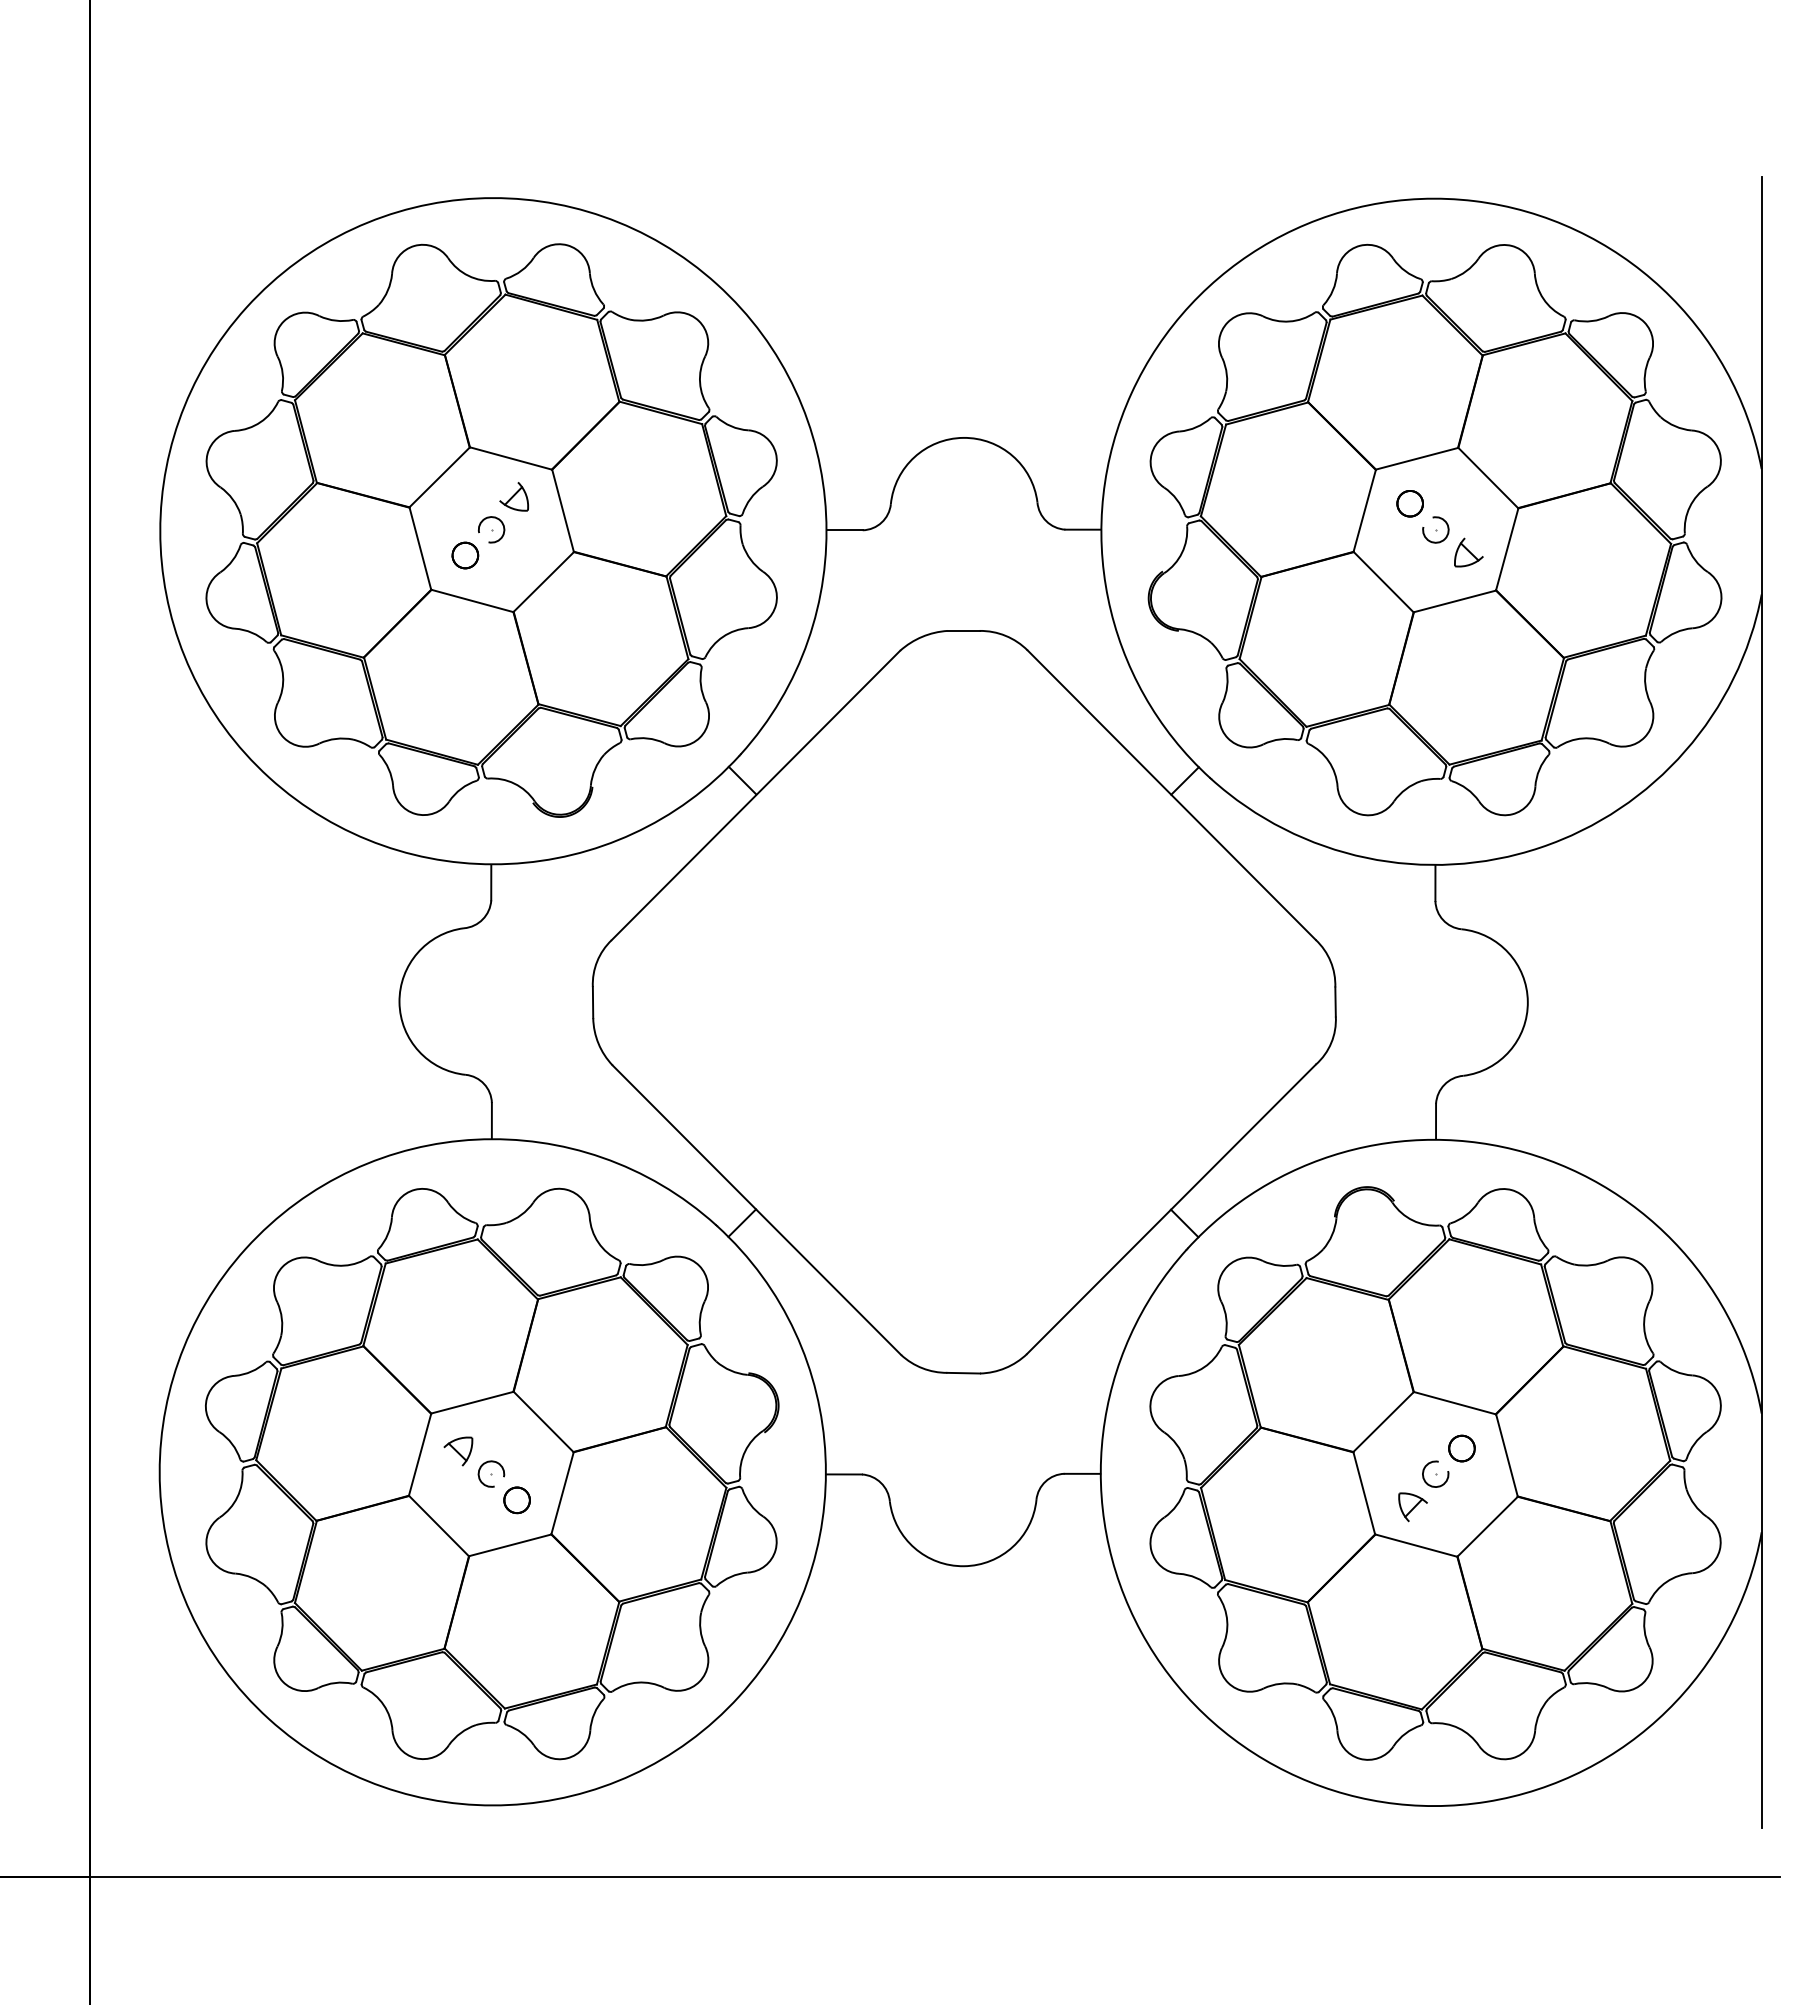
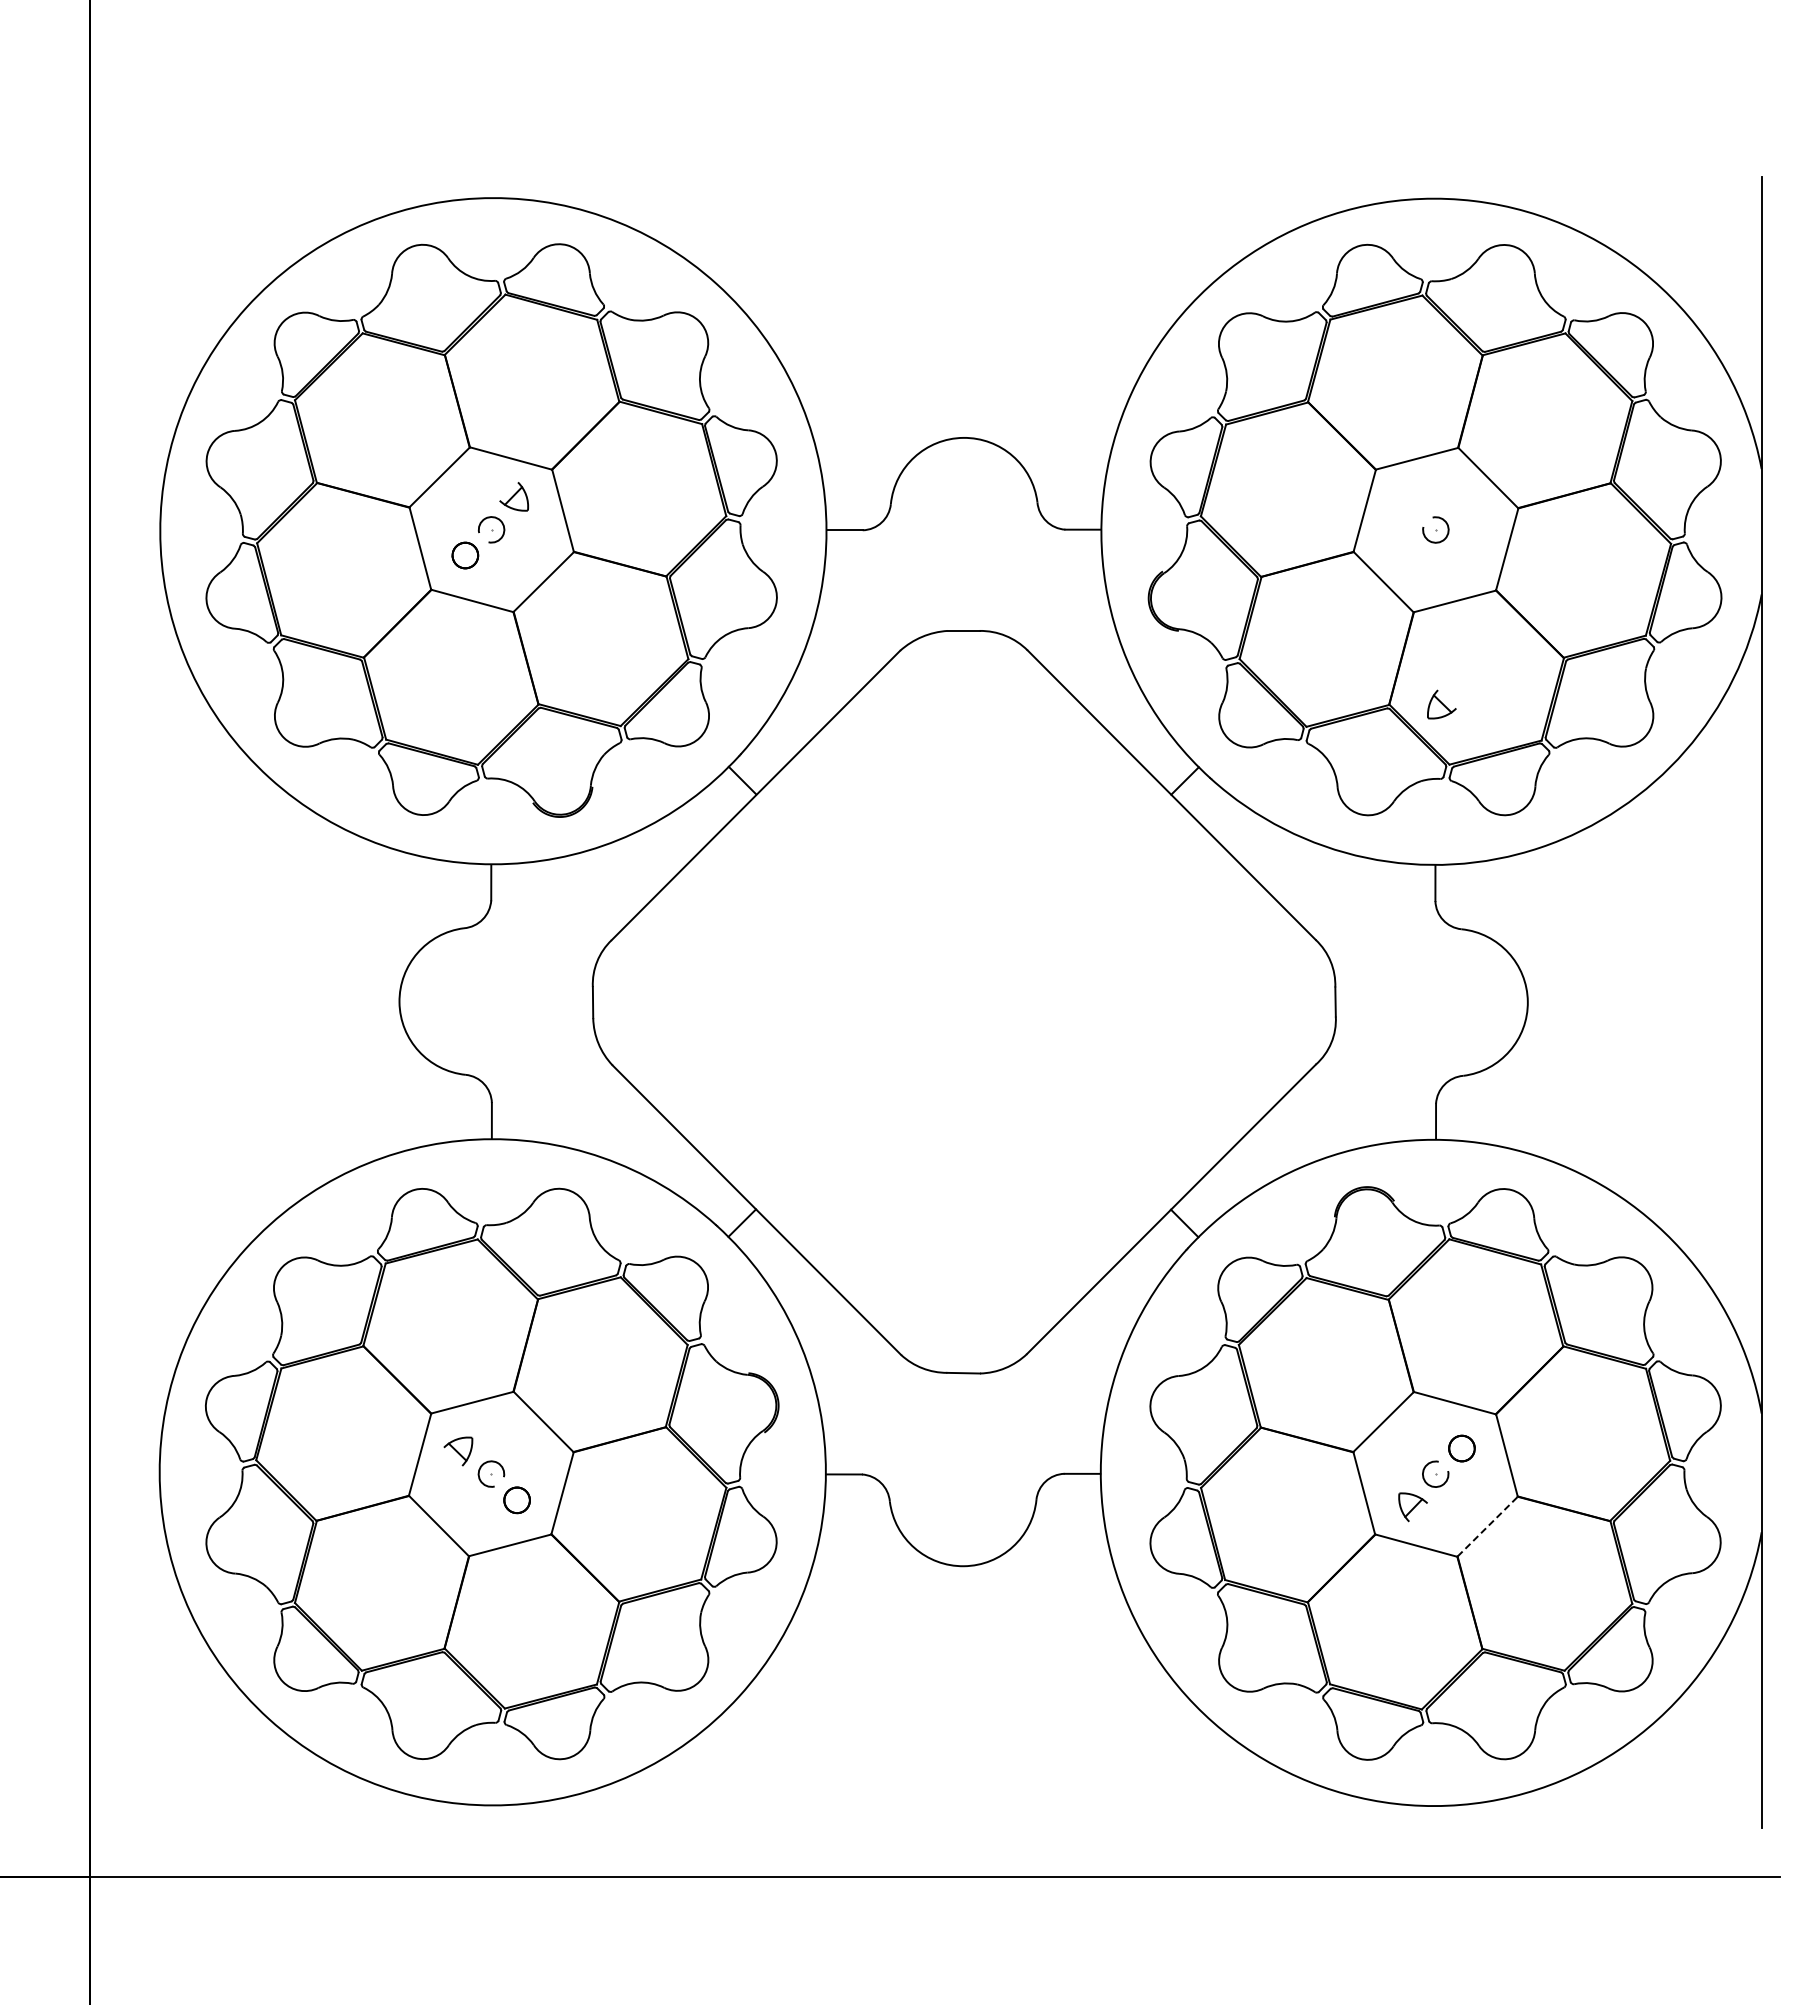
circle: present -> none (1409, 503)
part position: (1468, 552) -> (1441, 704) (1441, 704)
line: solid -> dashed (1488, 1526)
